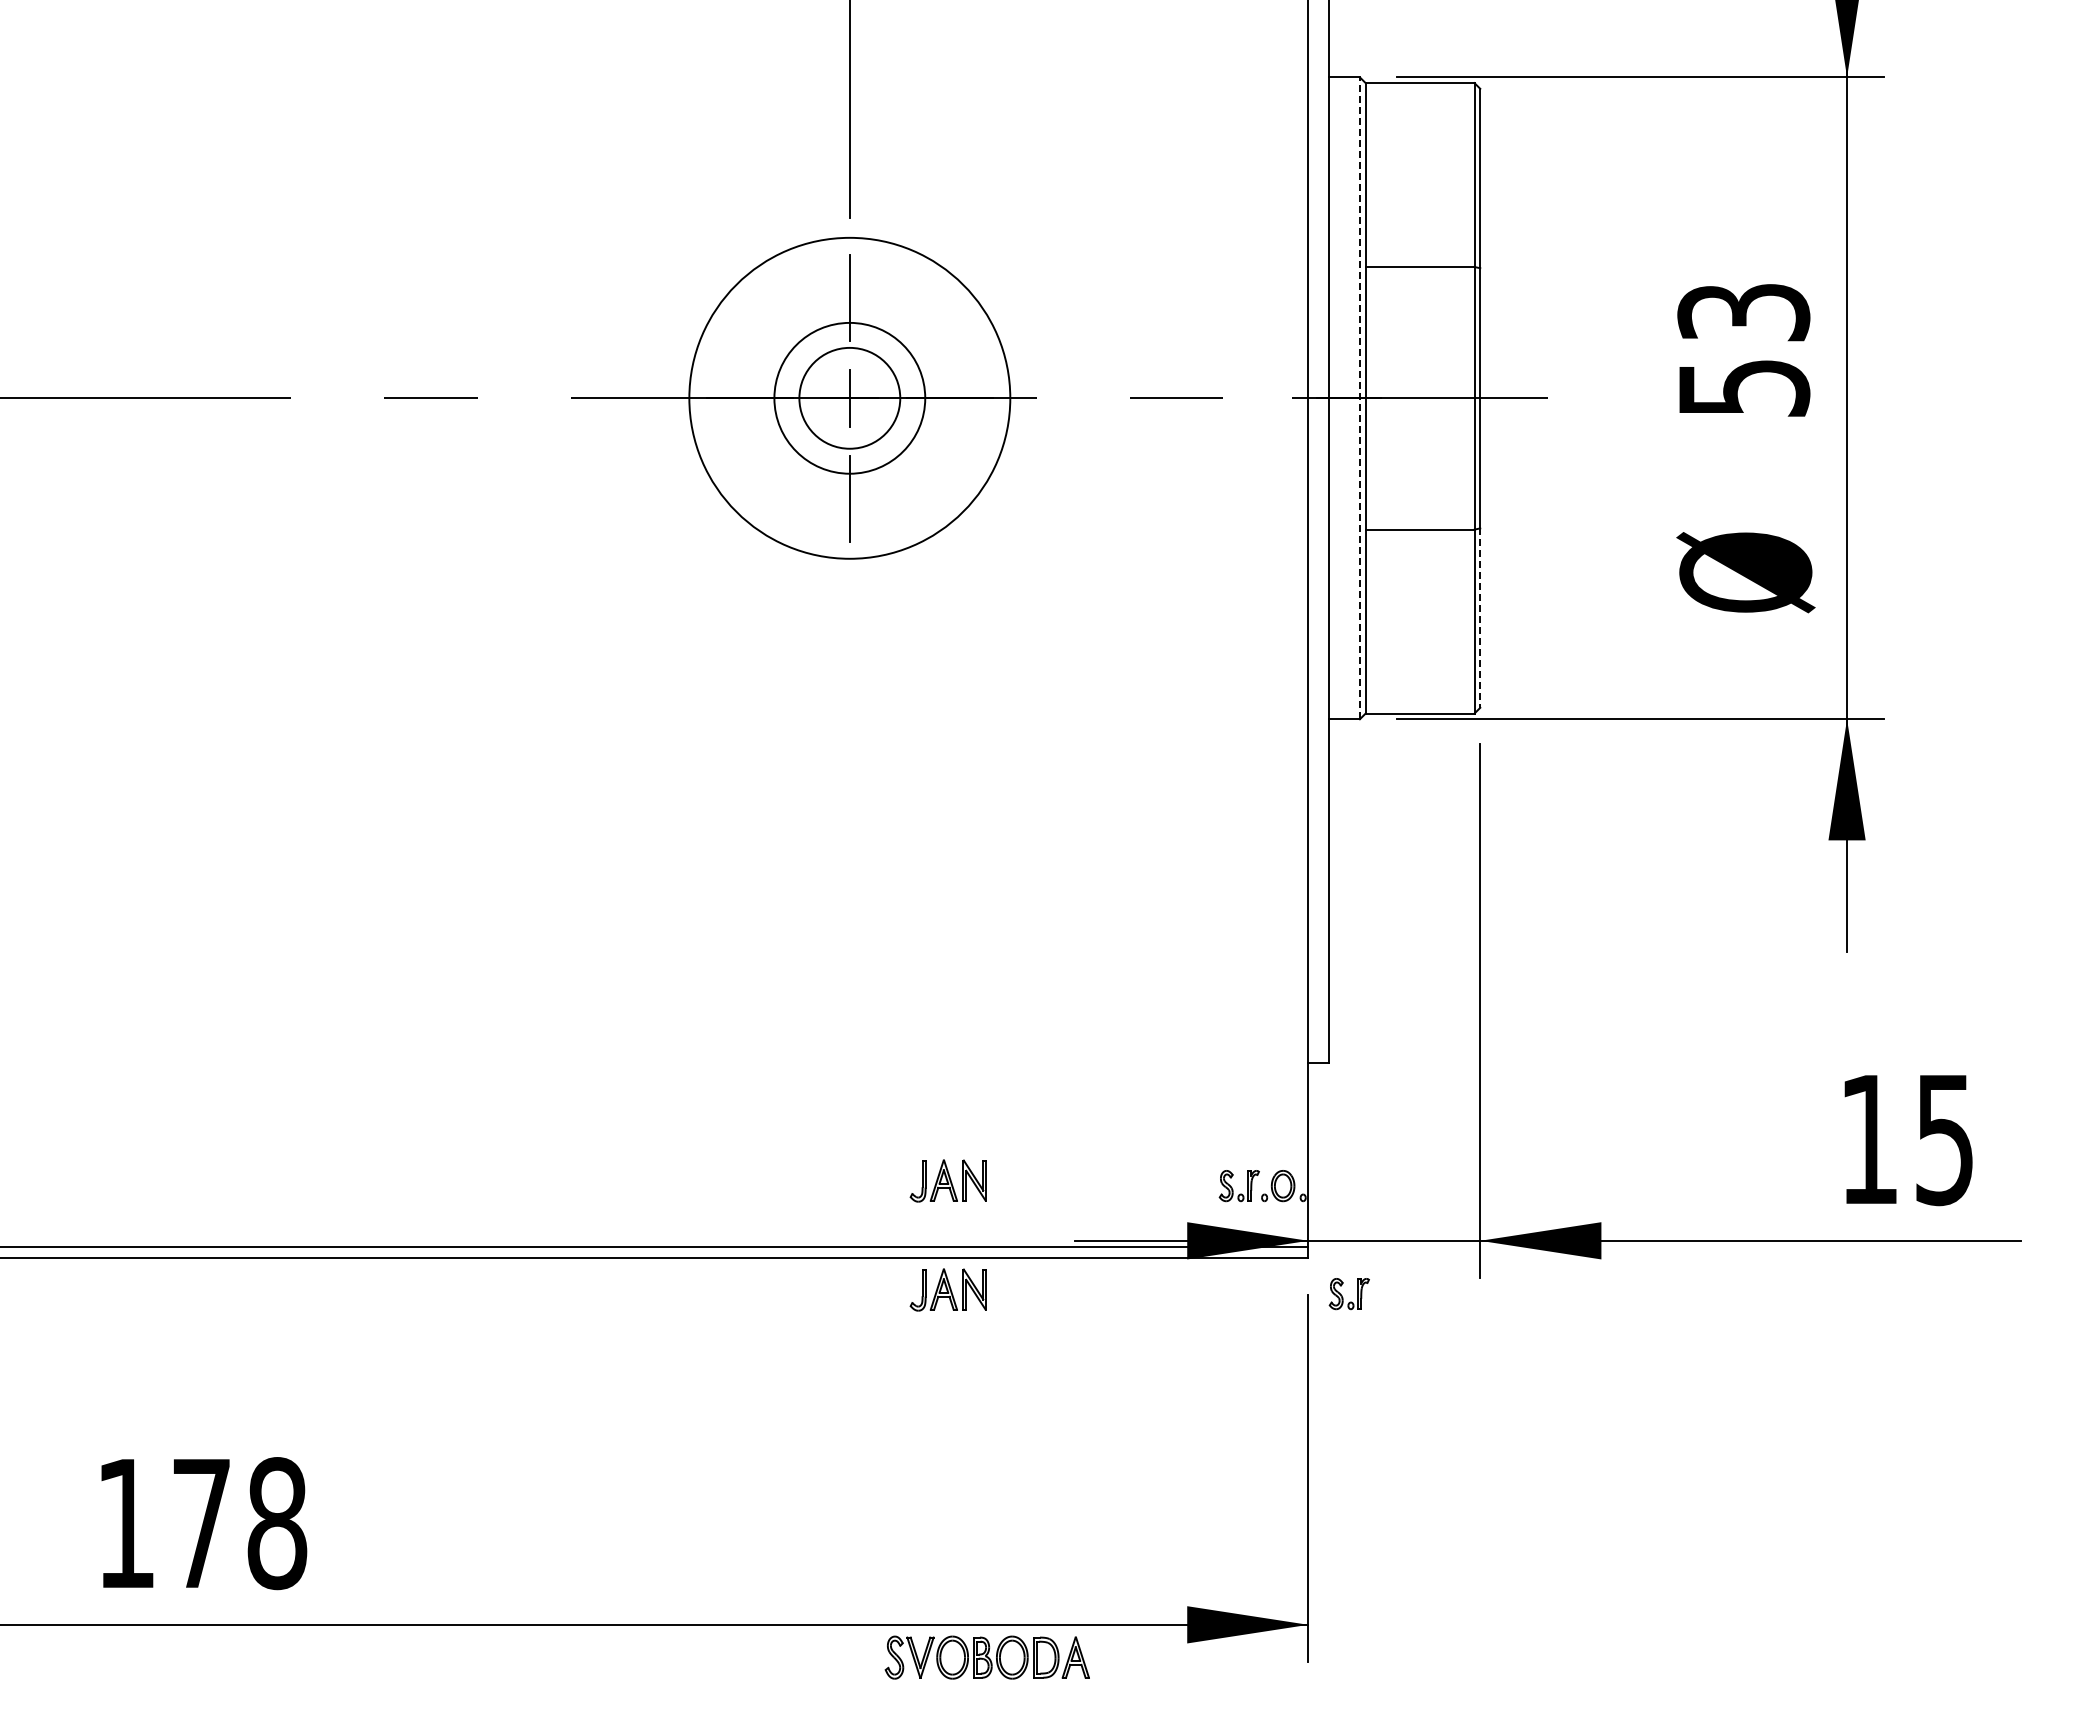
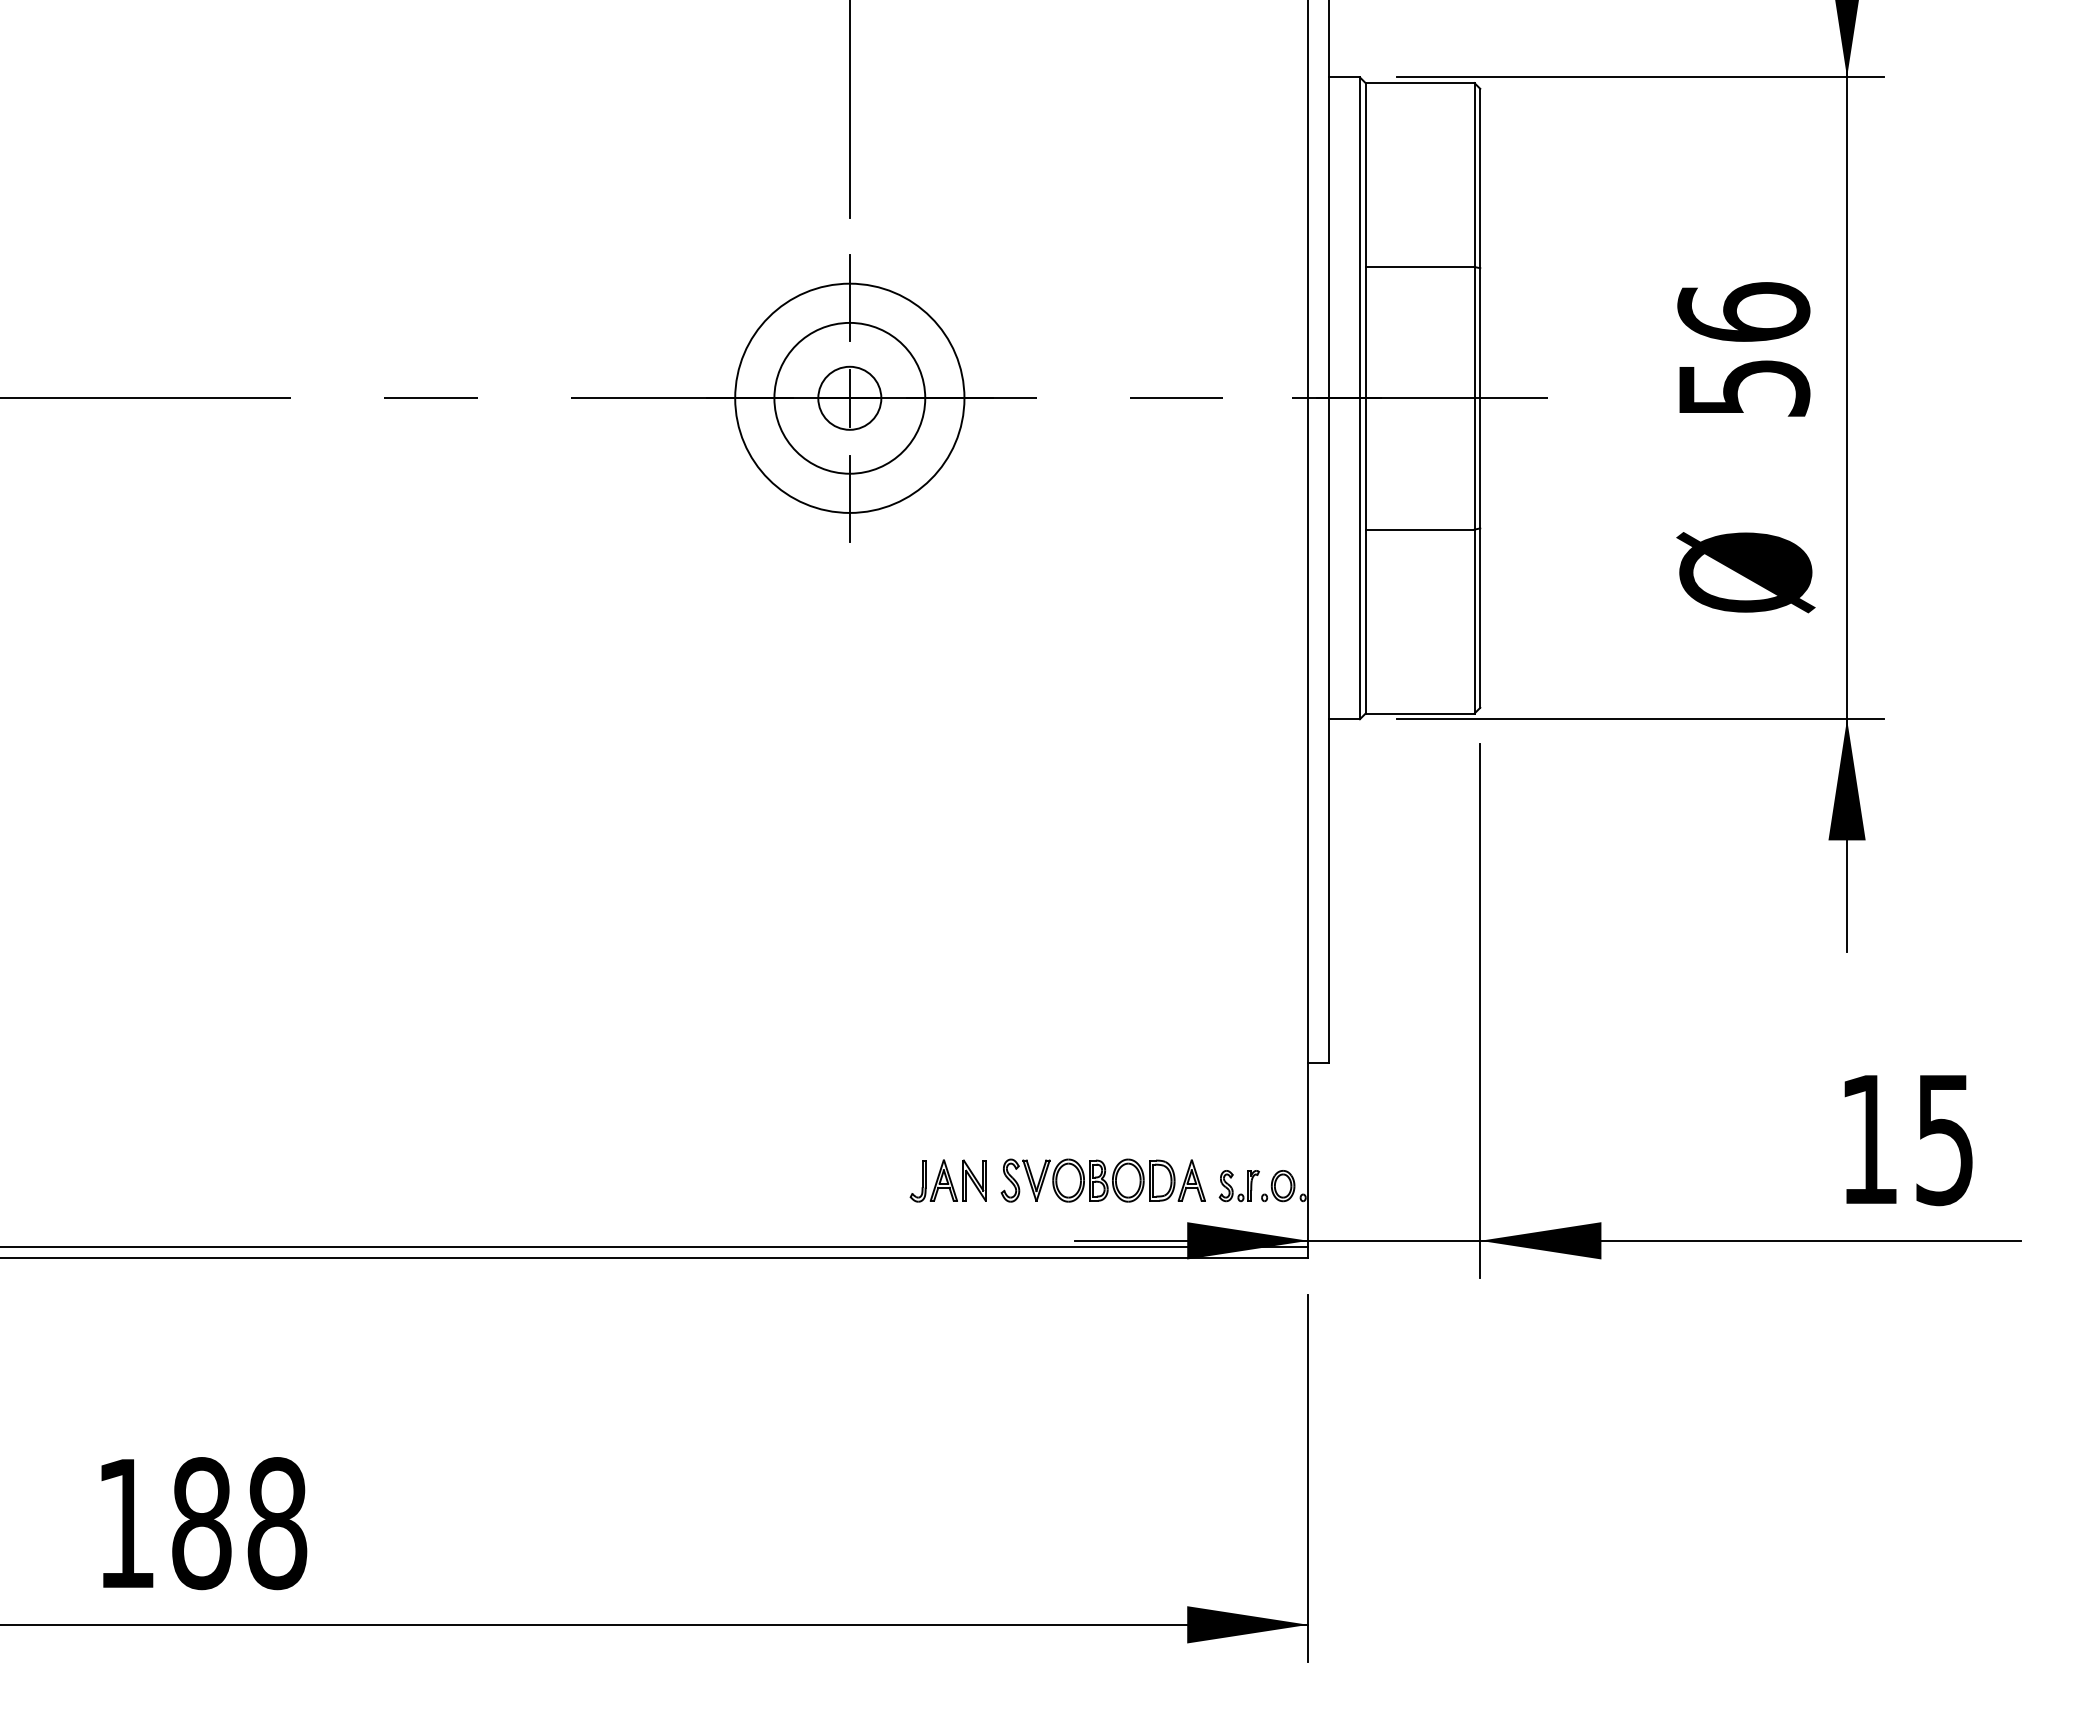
text: 53 -> 56 (1743, 311)
circle diameter: 101 px -> 63 px (849, 397)
circle diameter: 321 px -> 229 px (849, 397)
line: dashed -> solid (1359, 398)
line: dashed -> solid (1480, 618)
part: present -> none (947, 1289)
part: present -> none (1348, 1294)
text: 178 -> 188 (201, 1523)
part position: (986, 1657) -> (1102, 1180) (1102, 1180)
